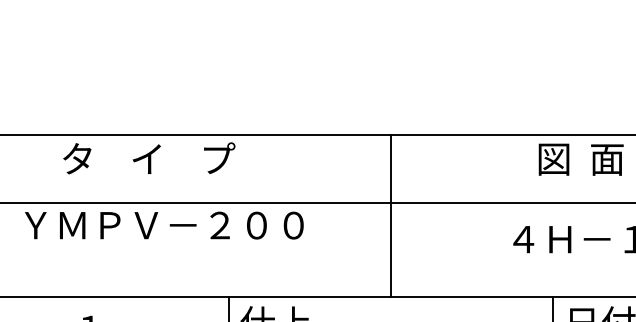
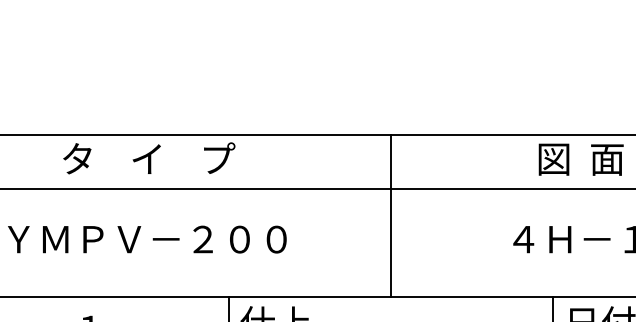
line position: (317, 203) -> (317, 189) (317, 189)
text position: (164, 225) -> (147, 239) (147, 239)
